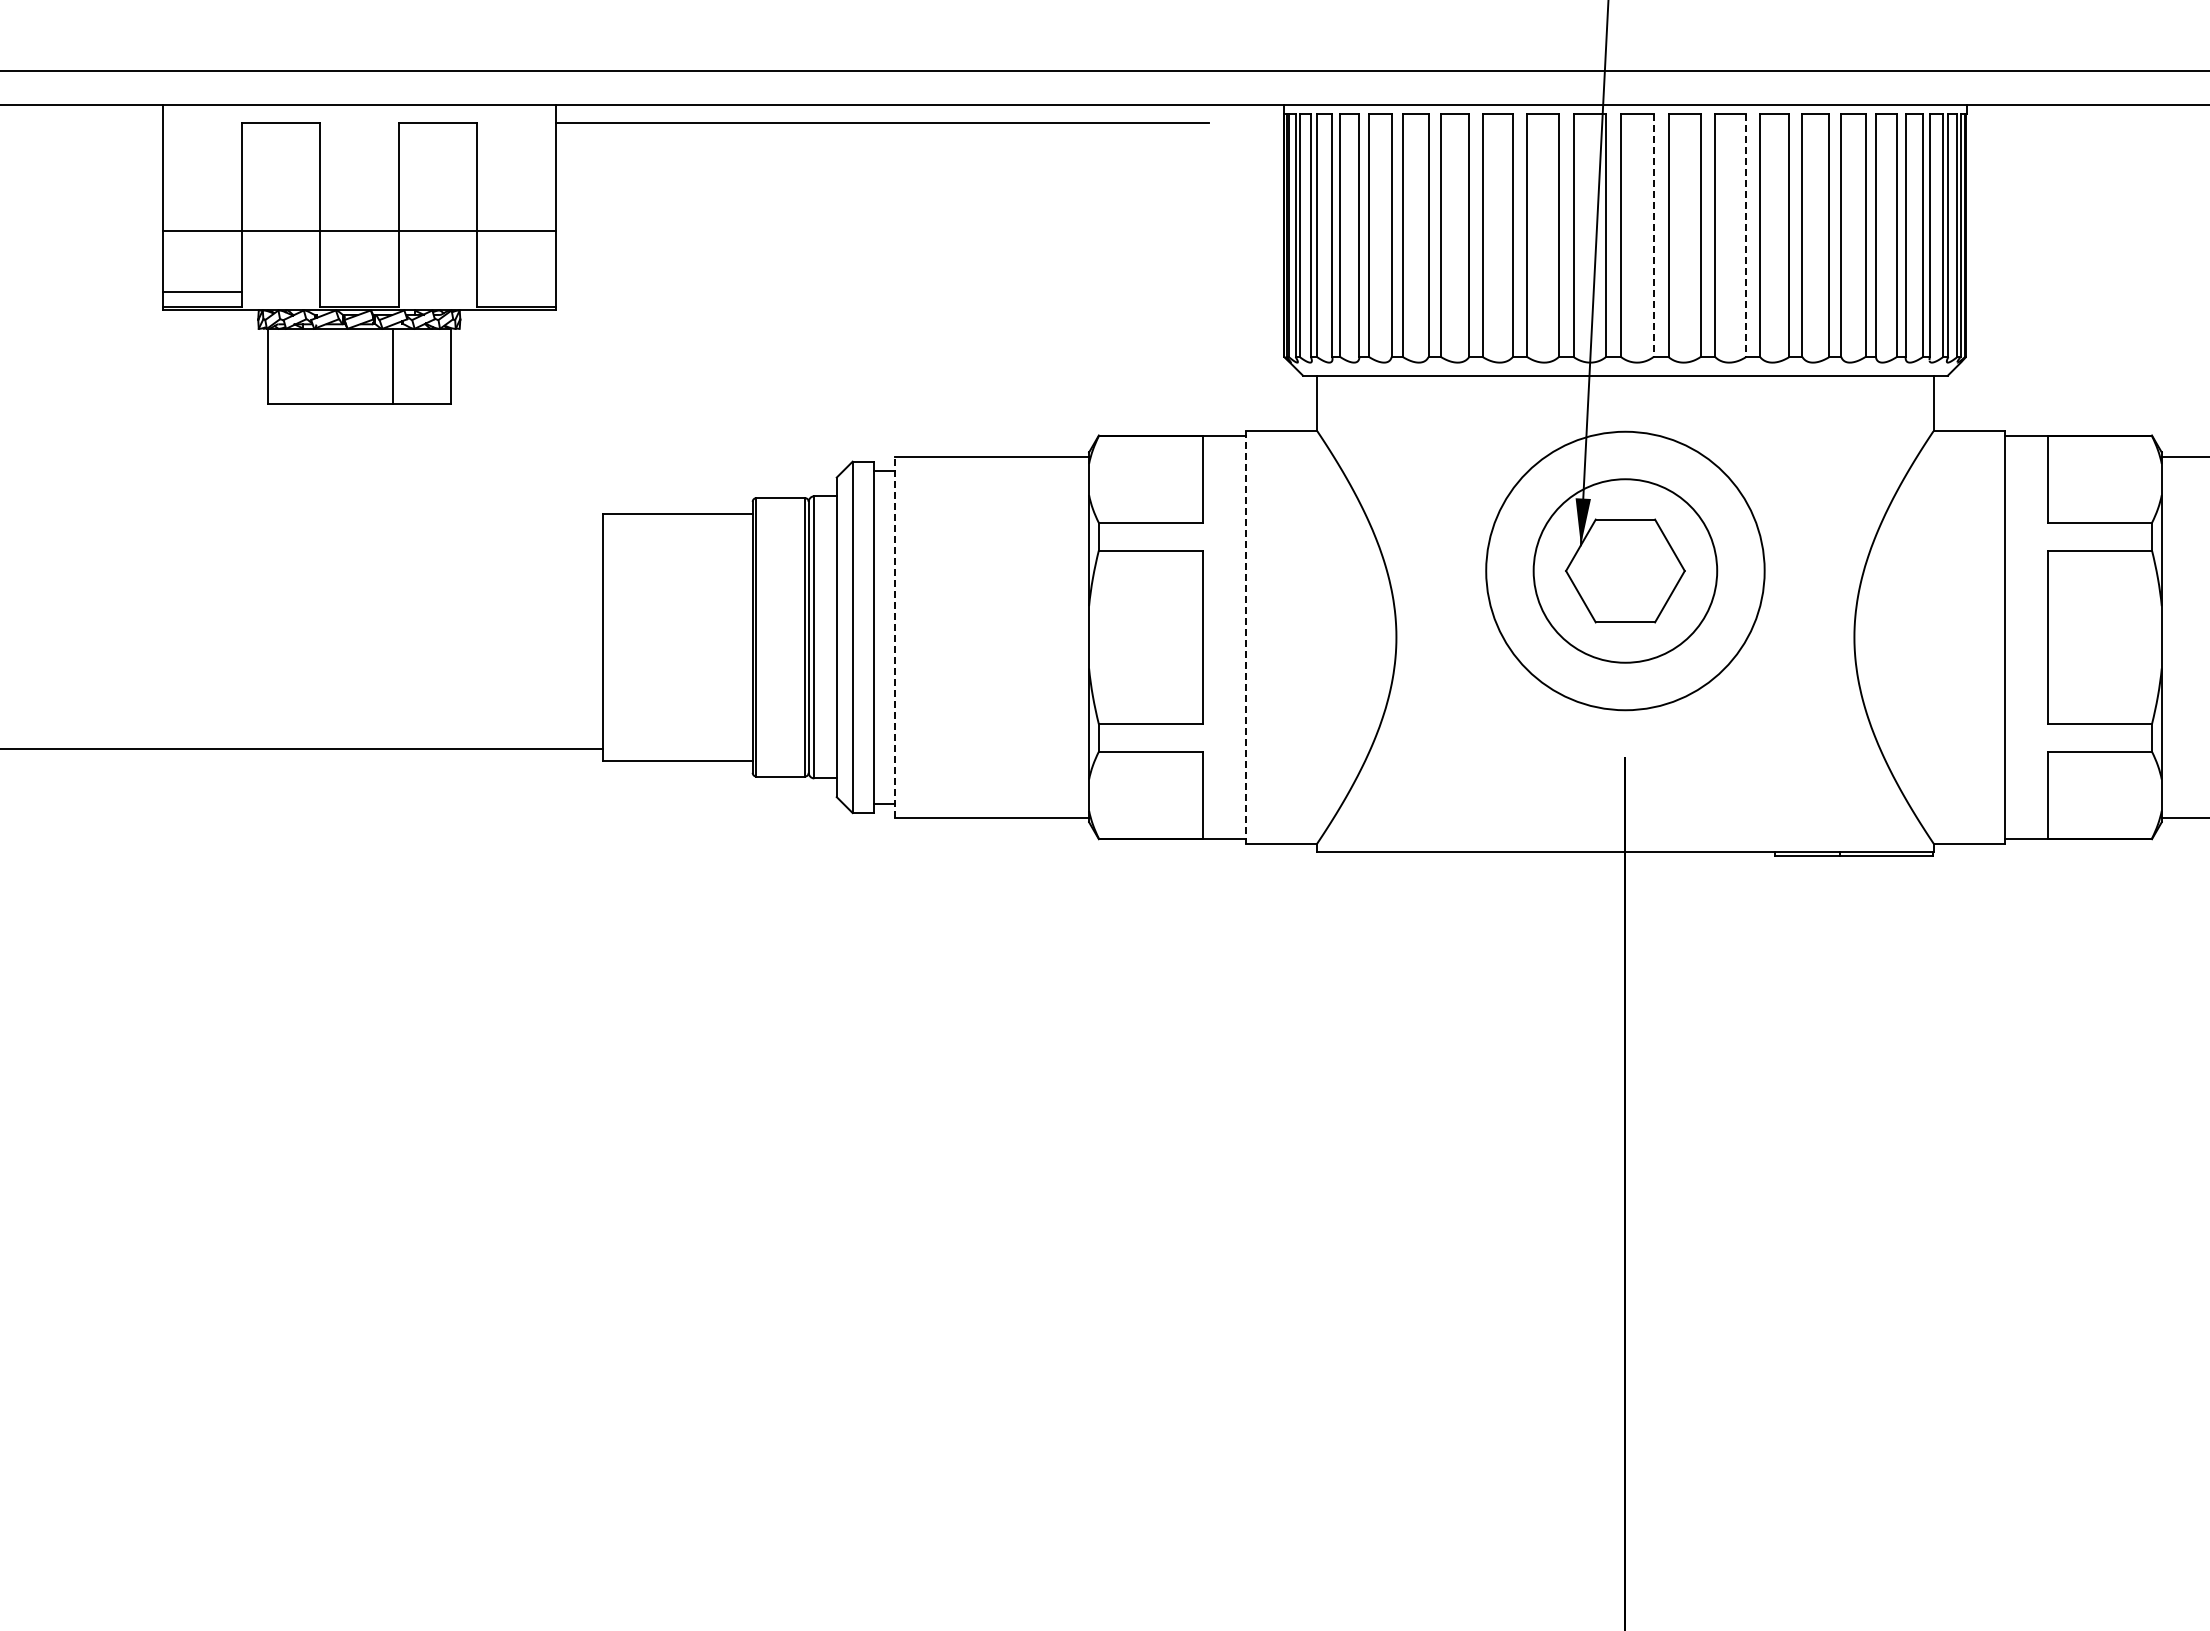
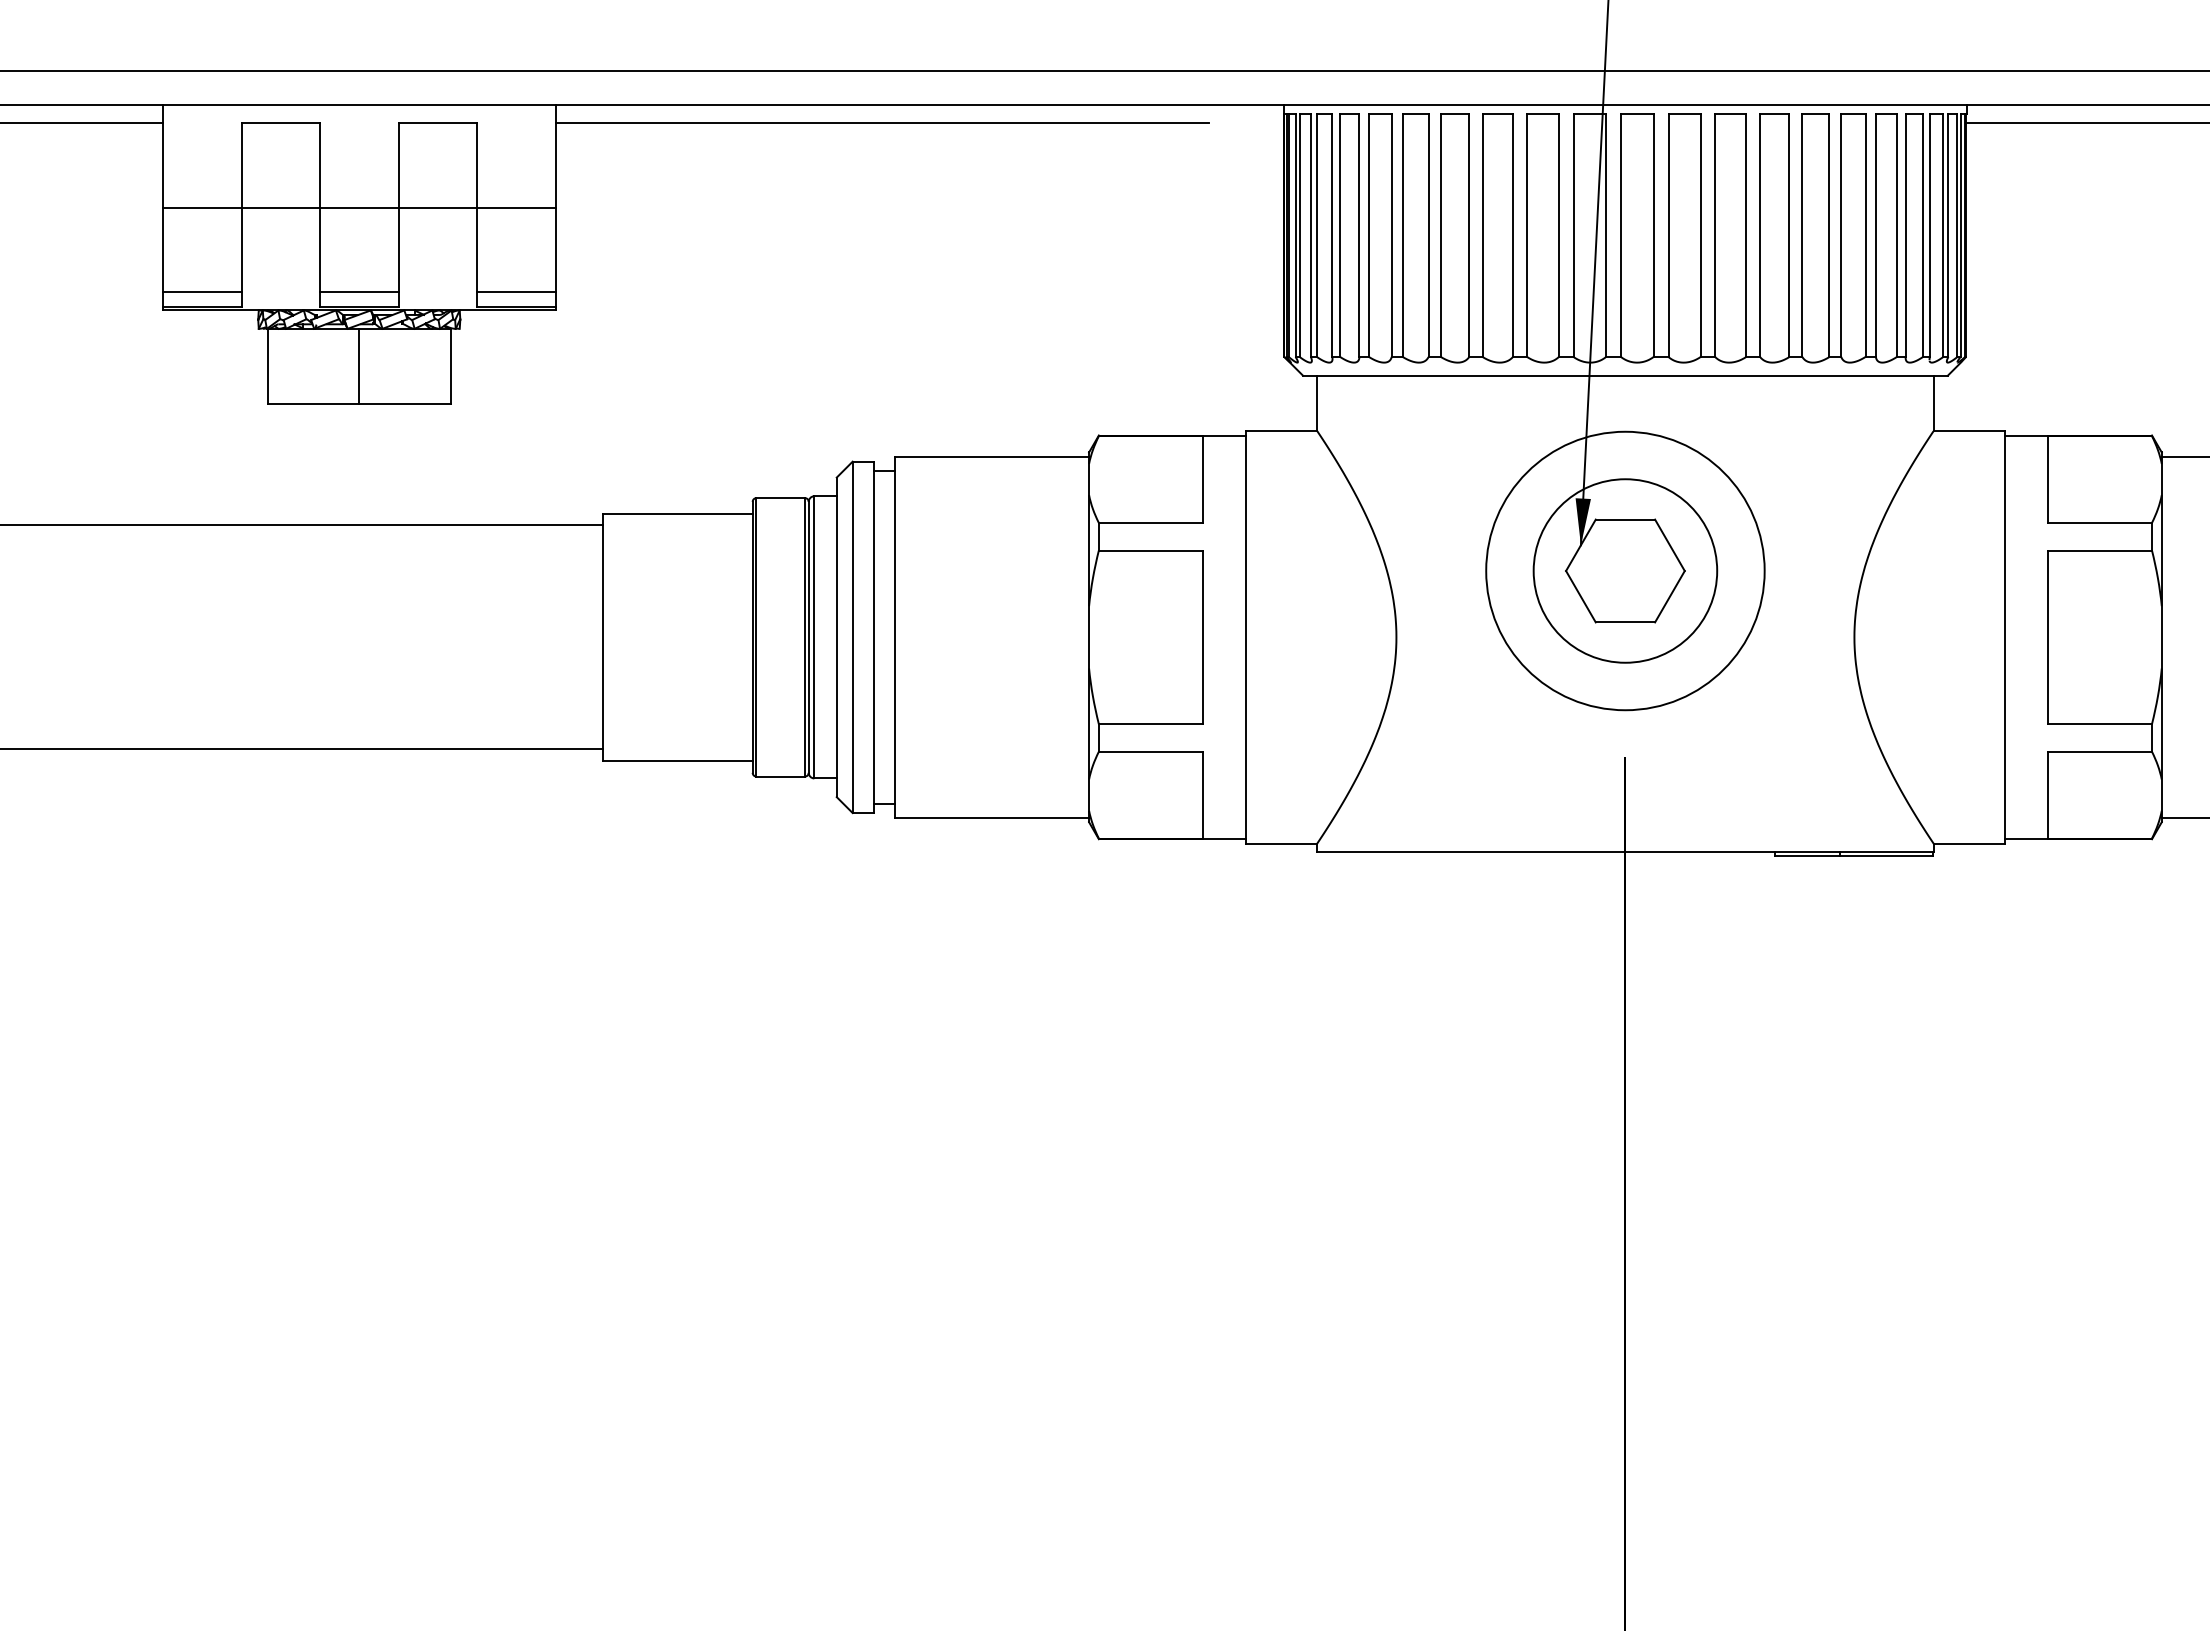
line: none -> present (82, 123)
line: none -> present (2086, 123)
line position: (359, 230) -> (359, 207) (359, 207)
line: dashed -> solid (1653, 236)
line: dashed -> solid (1746, 236)
line: none -> present (359, 291)
line: none -> present (516, 291)
line position: (393, 365) -> (359, 365) (359, 365)
line: none -> present (302, 525)
line: dashed -> solid (894, 636)
line: dashed -> solid (1246, 637)
